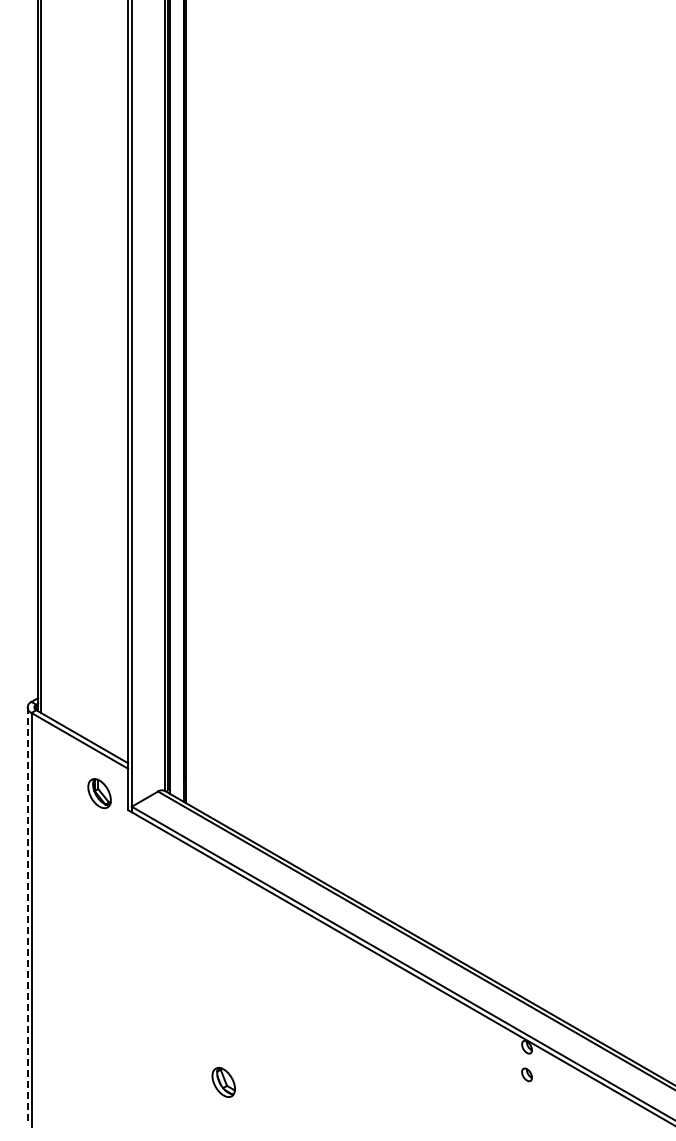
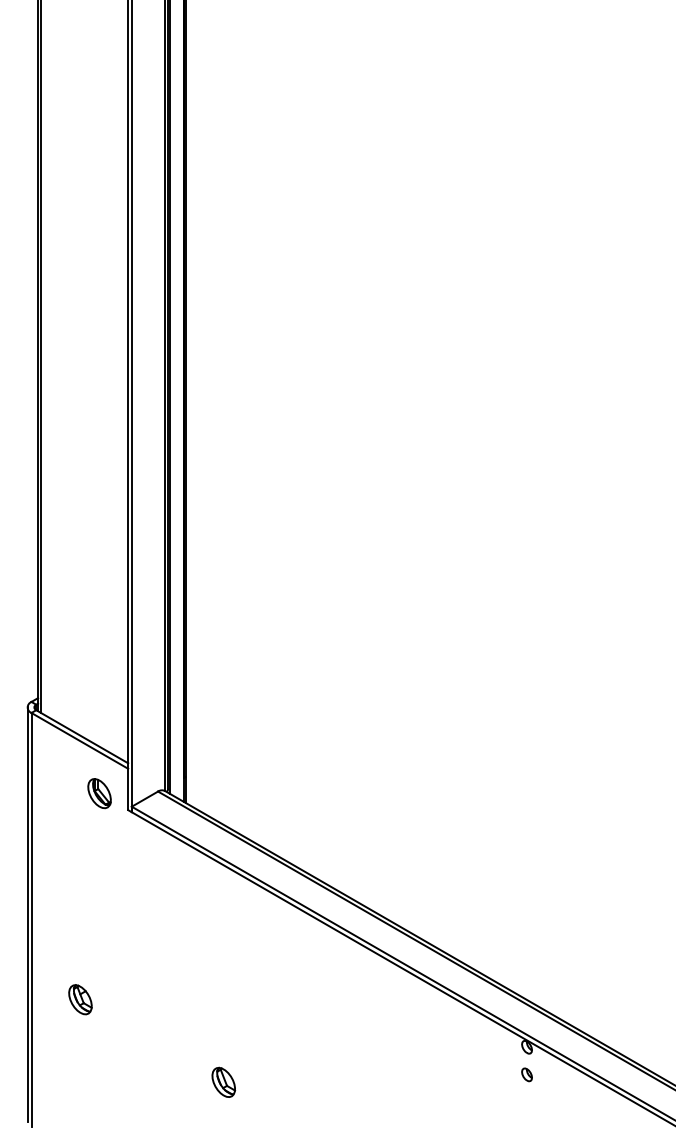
line: dashed -> solid (27, 915)
part: none -> present (80, 999)
